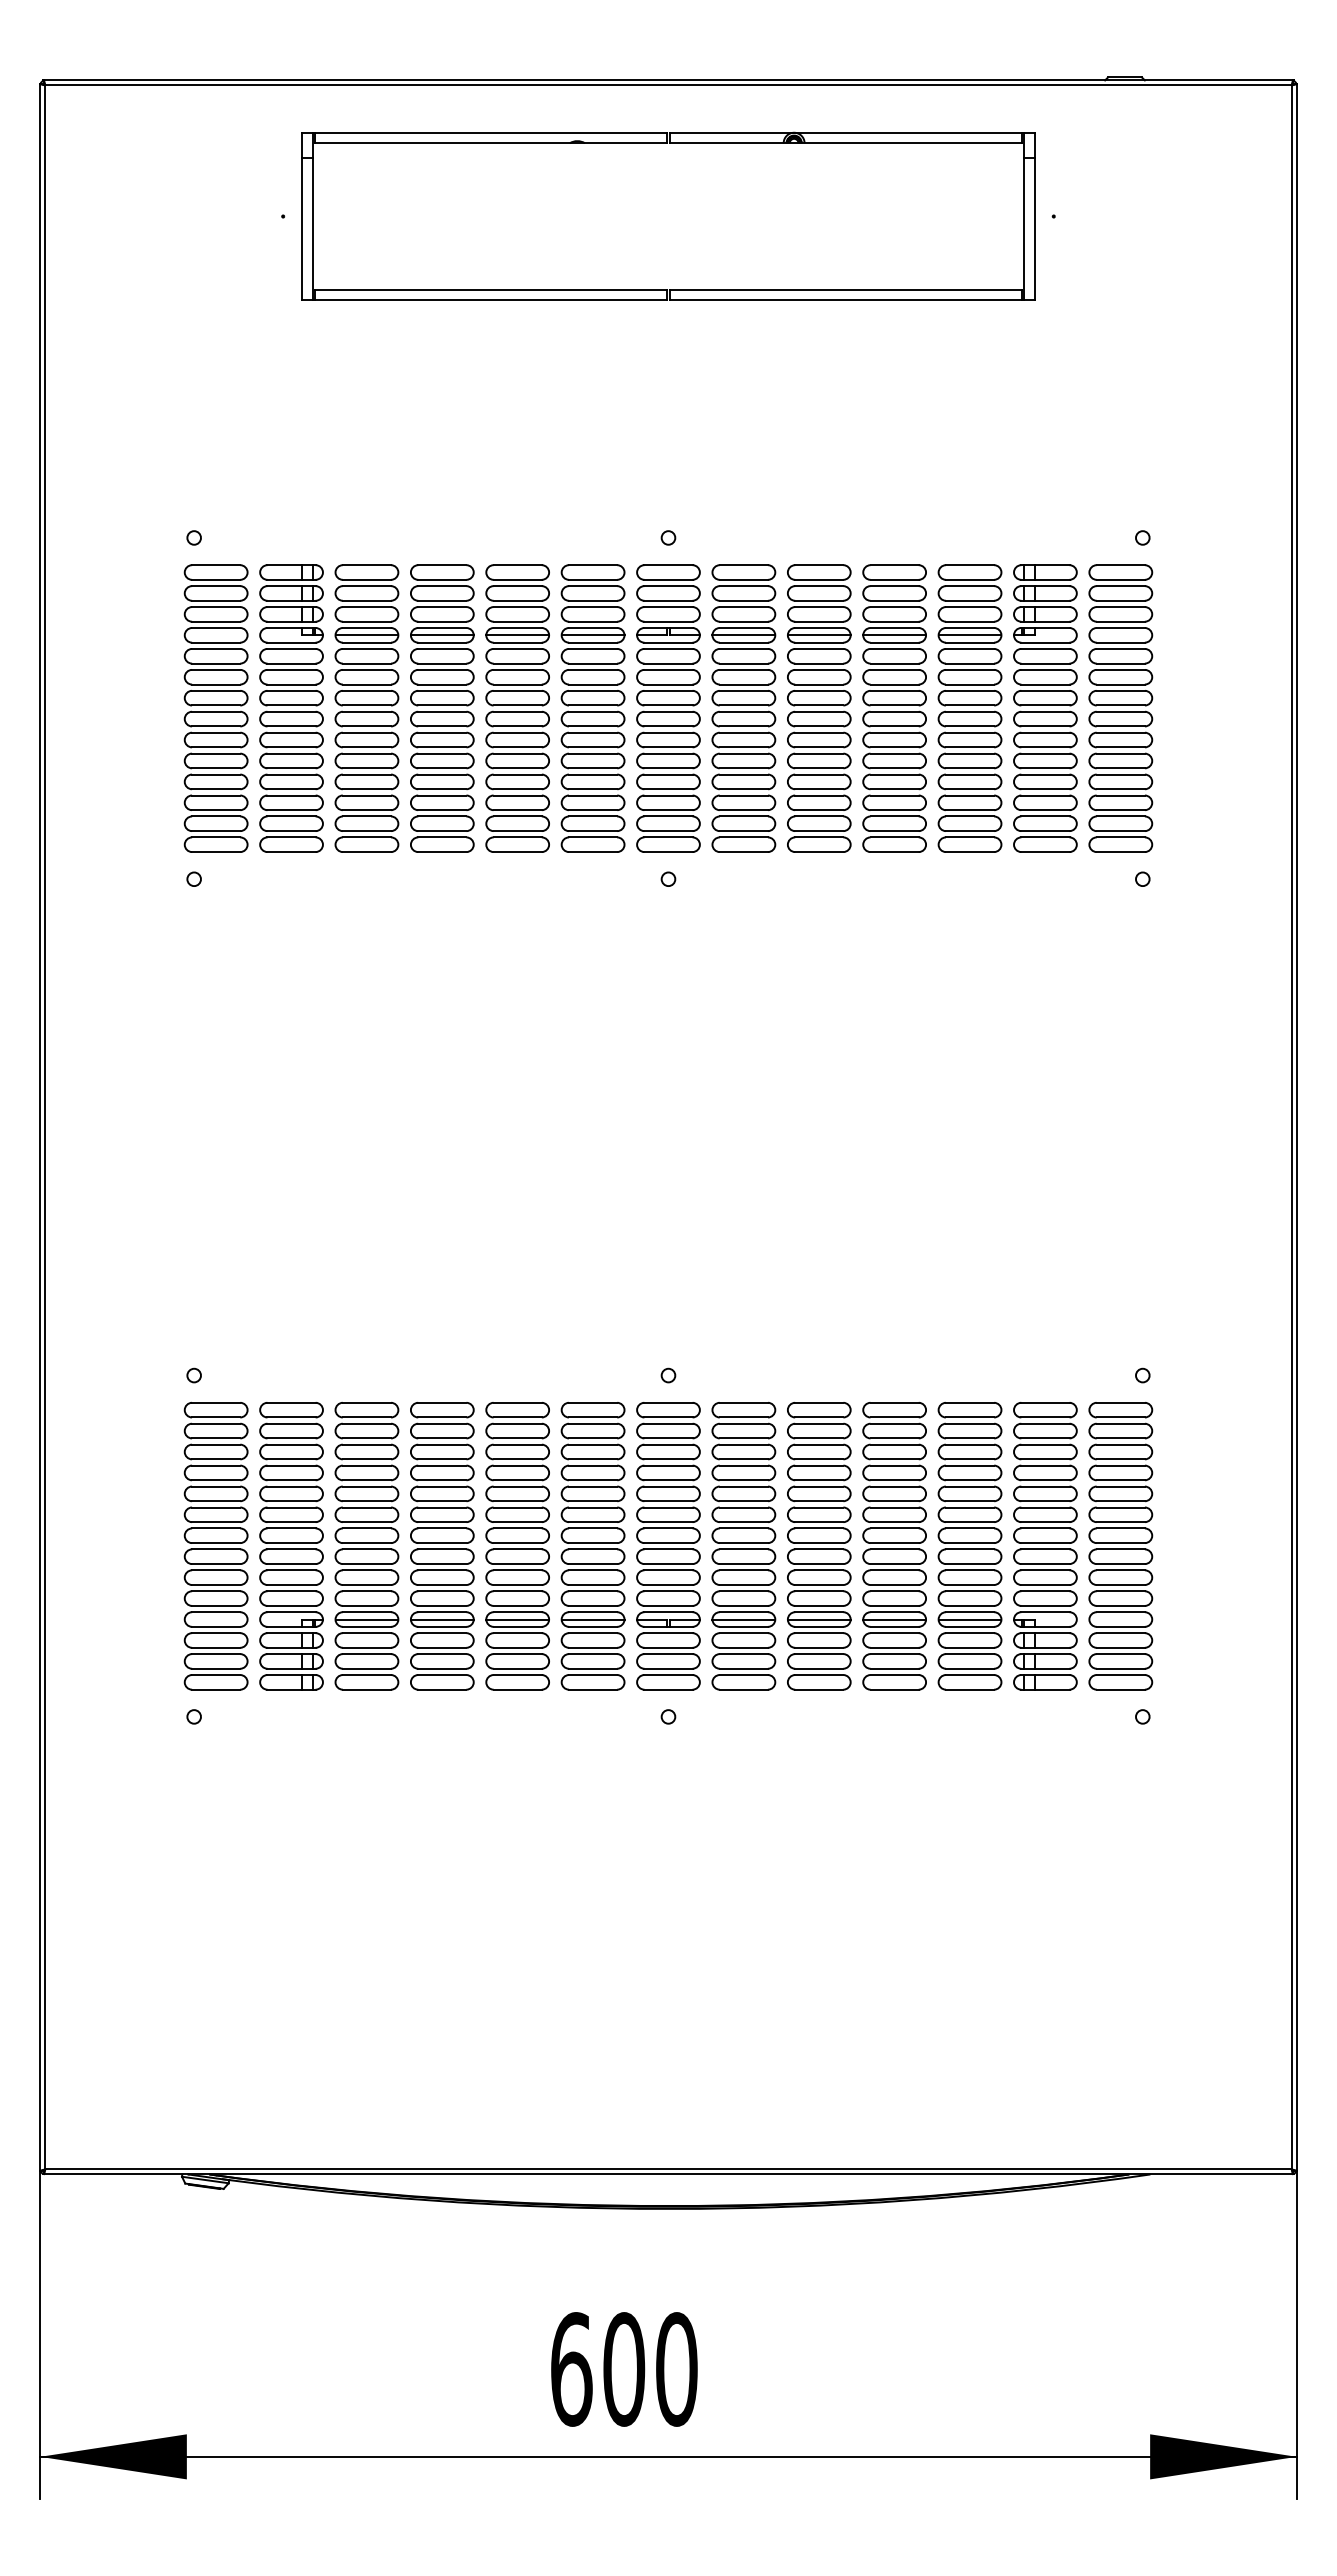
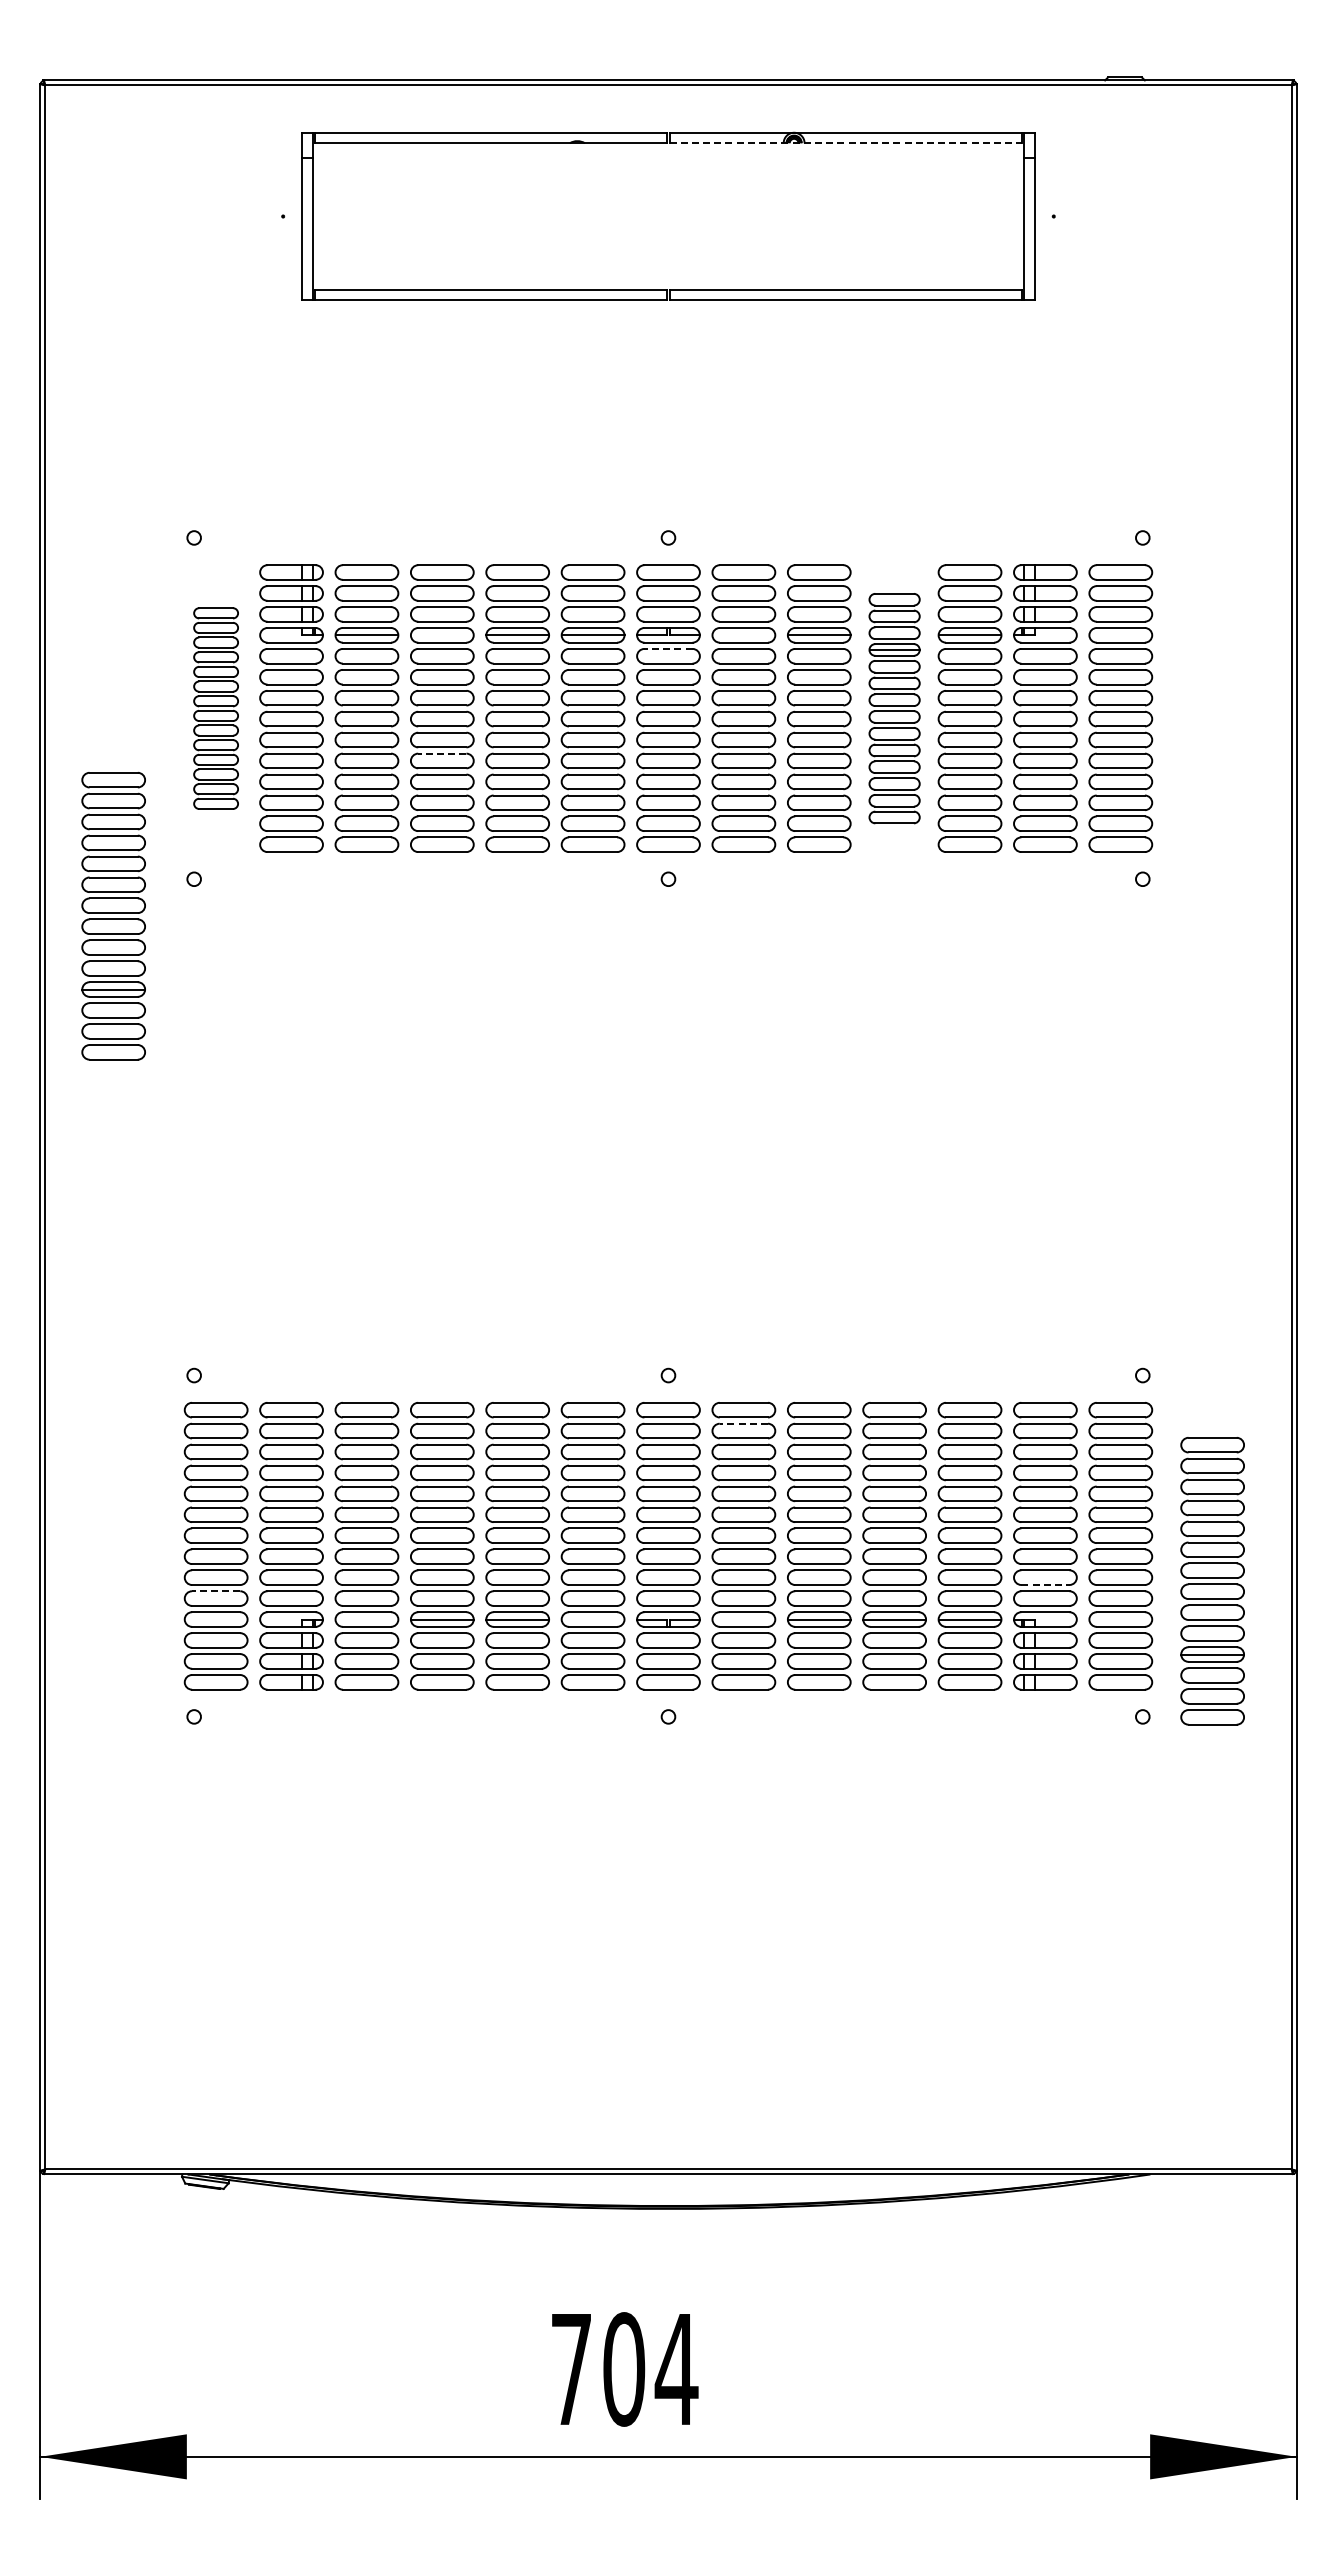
line: solid -> dashed (846, 143)
line: present -> none (441, 635)
line: present -> none (743, 635)
line: solid -> dashed (668, 648)
part size: 66x289 px -> 46x203 px (215, 708)
part size: 65x289 px -> 53x232 px (894, 708)
line: solid -> dashed (441, 753)
part: none -> present (113, 916)
line: solid -> dashed (743, 1423)
part: none -> present (1212, 1581)
line: solid -> dashed (1045, 1584)
line: solid -> dashed (215, 1591)
line: present -> none (366, 1619)
line: present -> none (592, 1619)
line: present -> none (743, 1619)
text: 600 -> 704 (624, 2369)
